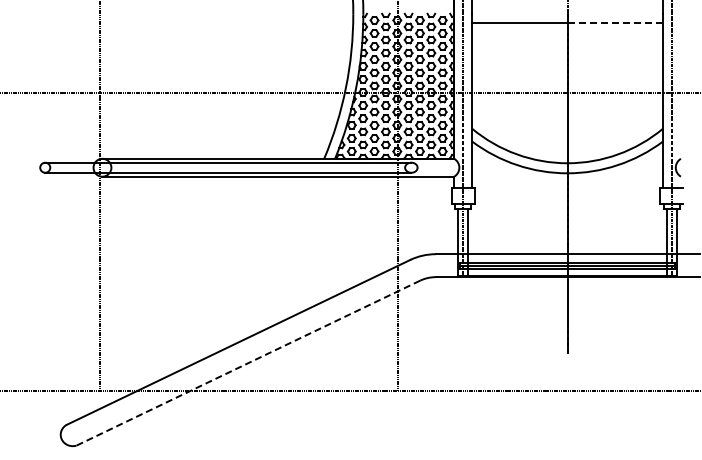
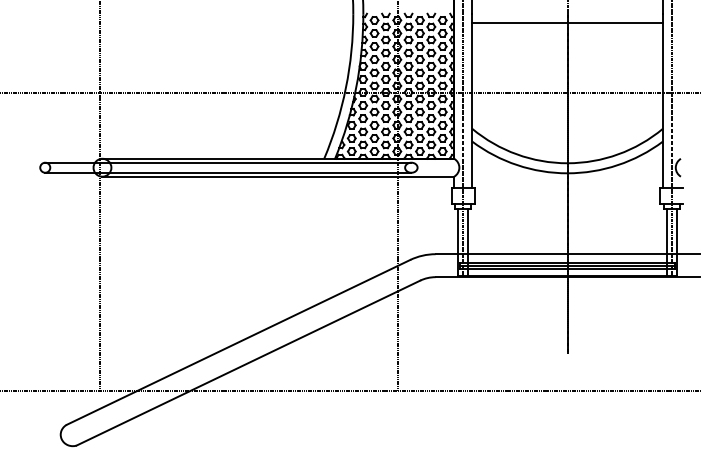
line: dashed -> solid (615, 23)
line: dashed -> solid (248, 363)
